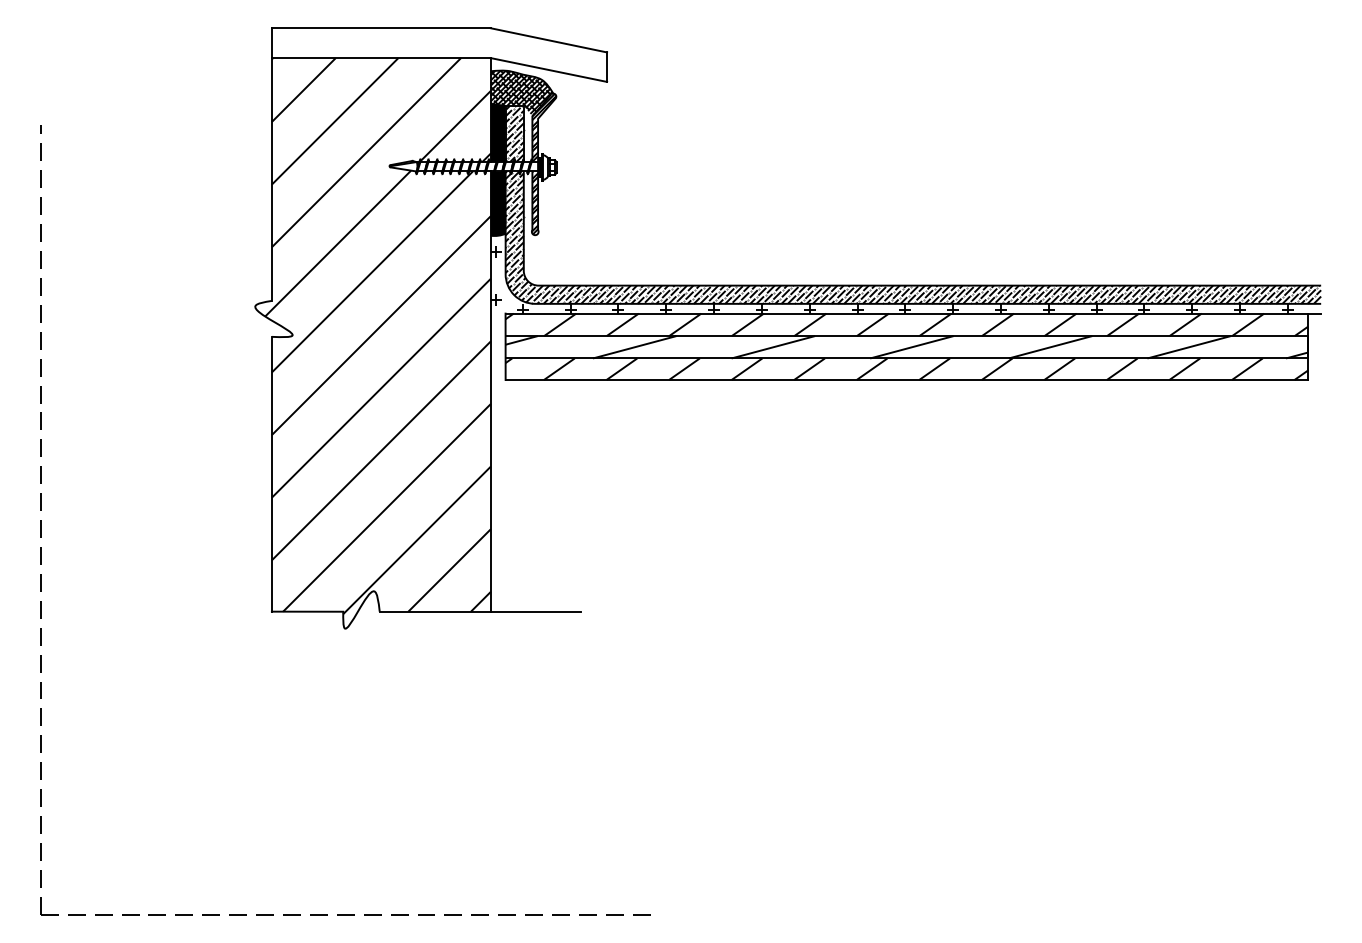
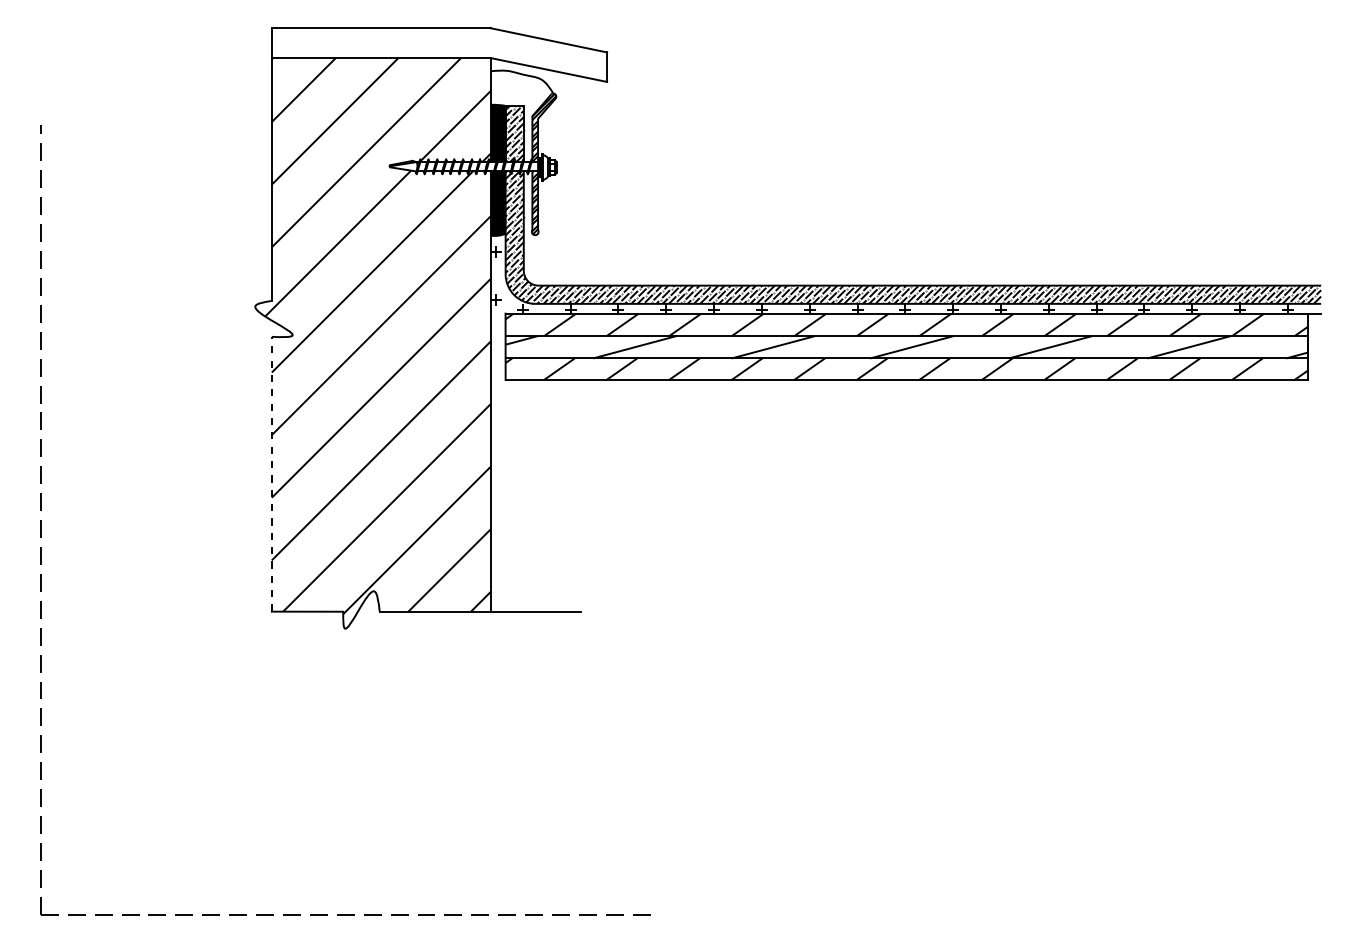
hatch: present -> none (521, 92)
line: solid -> dashed (271, 473)
